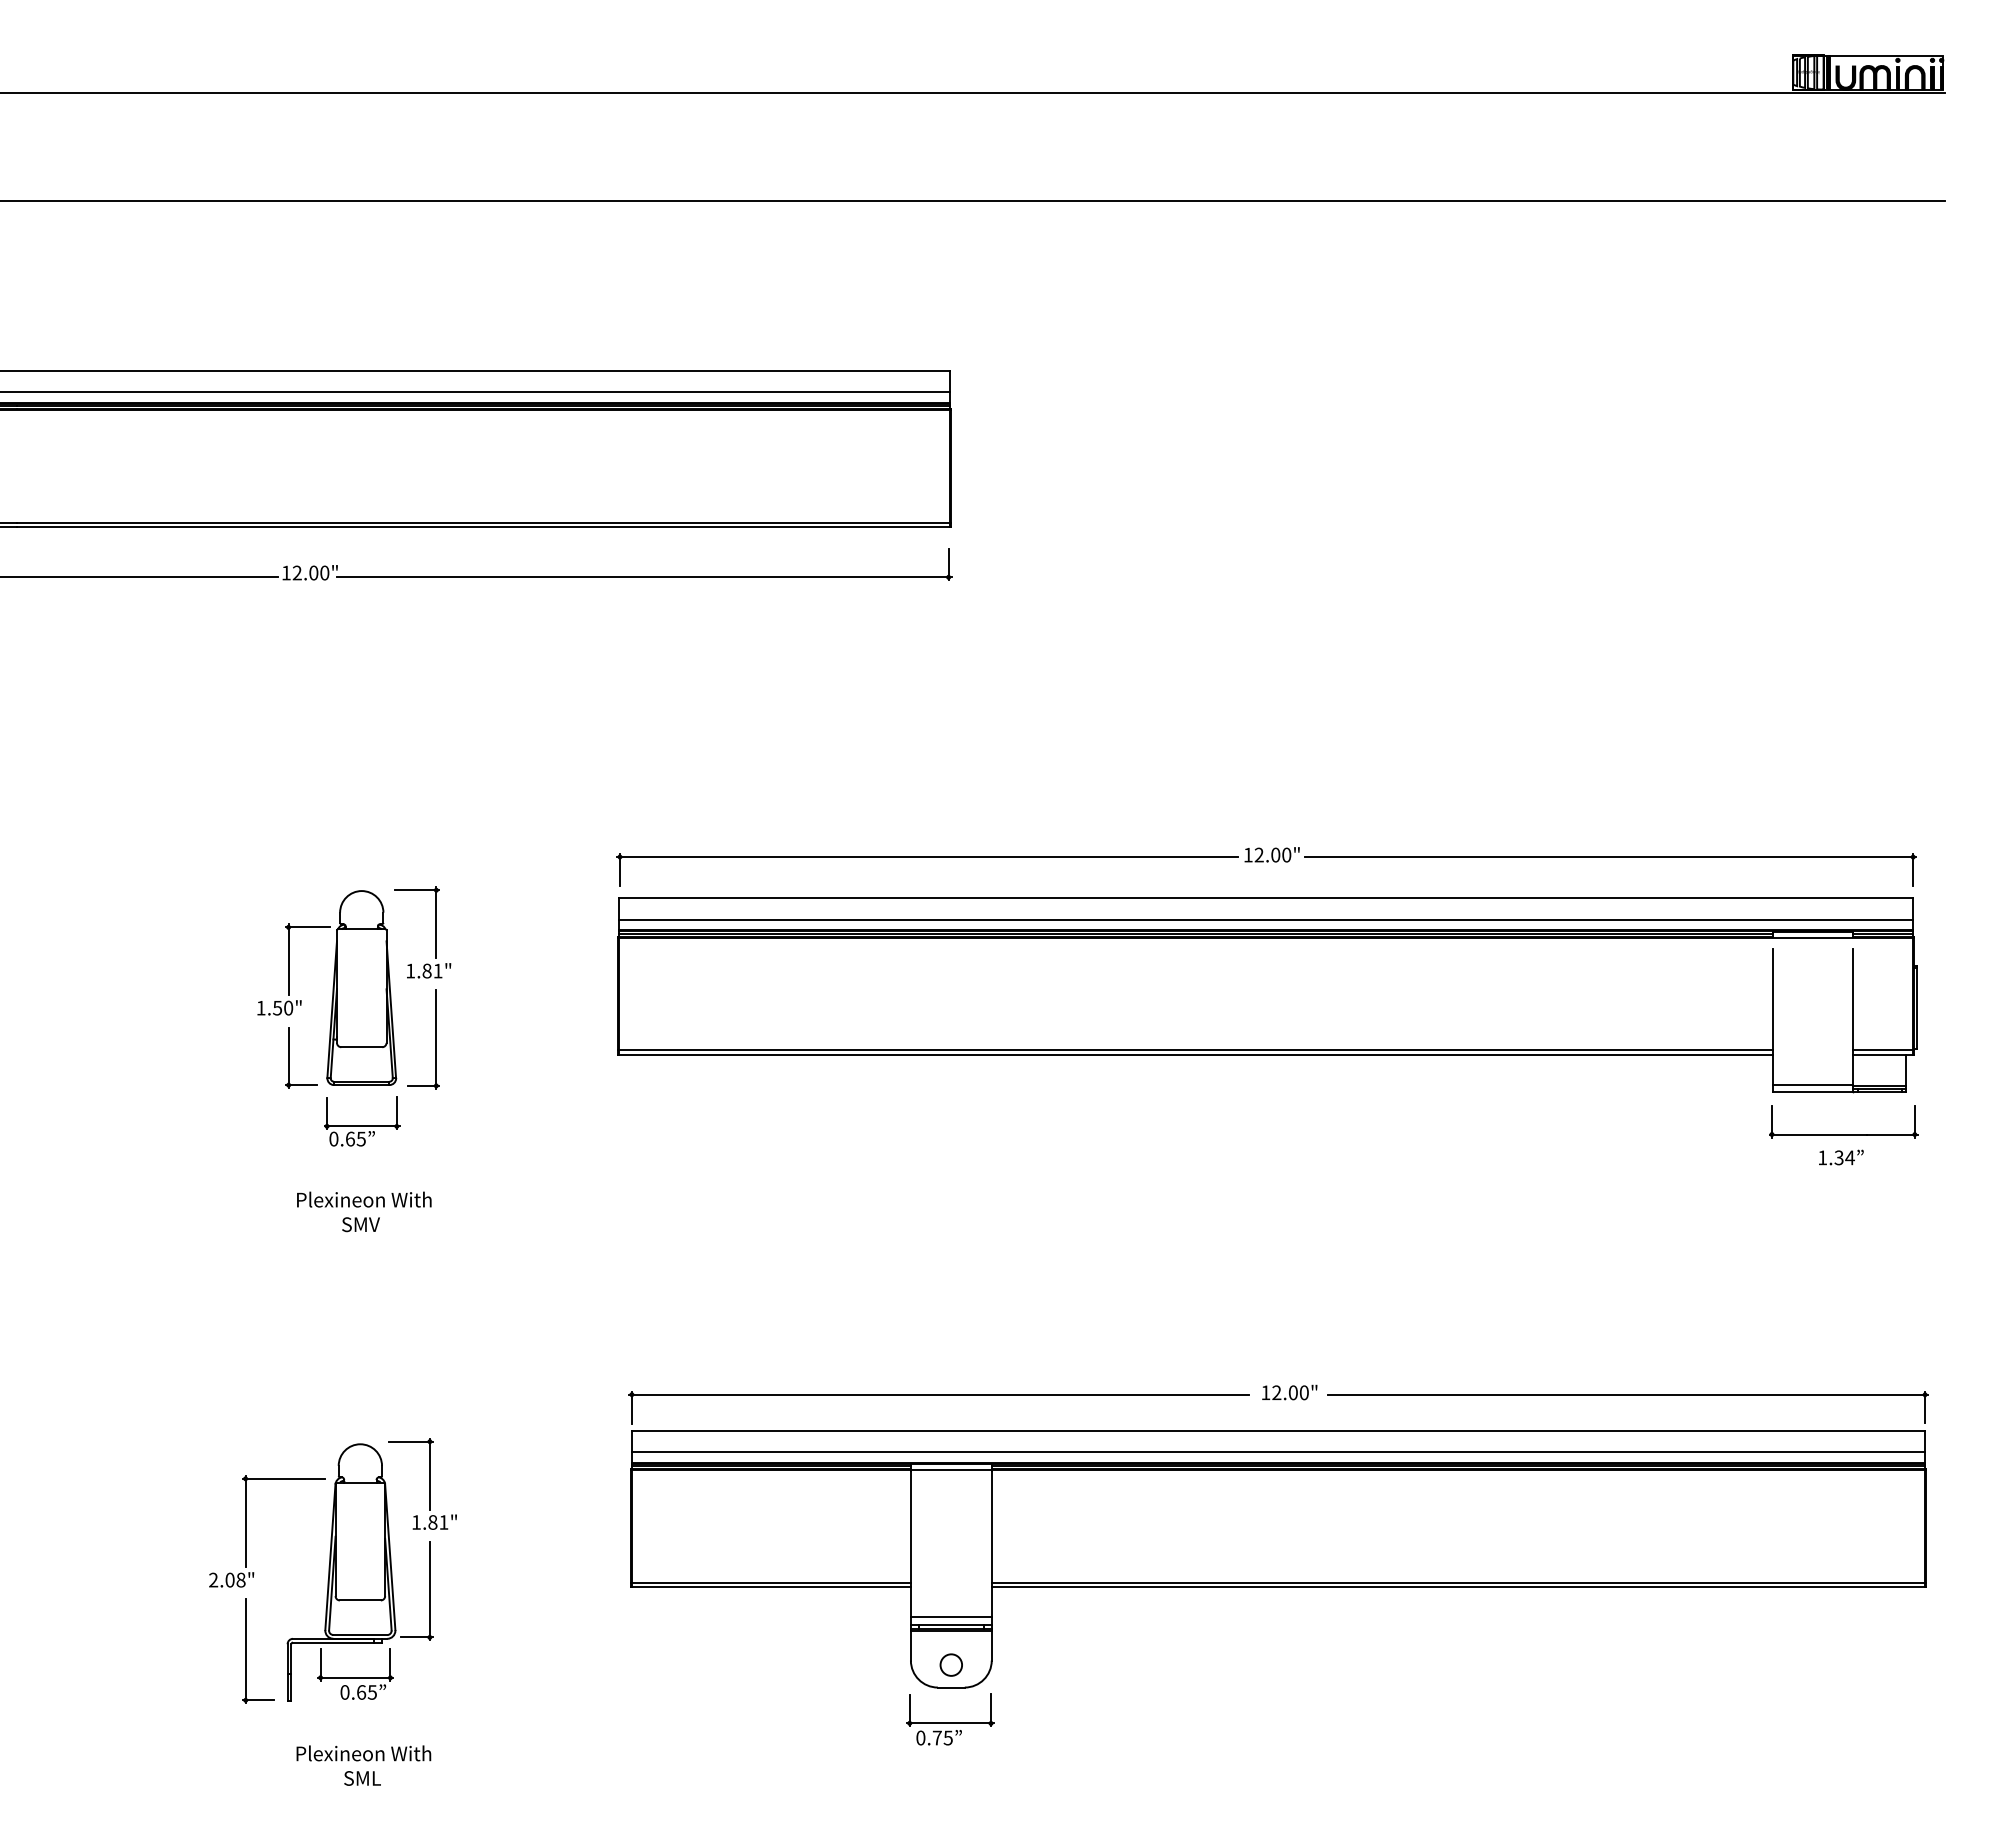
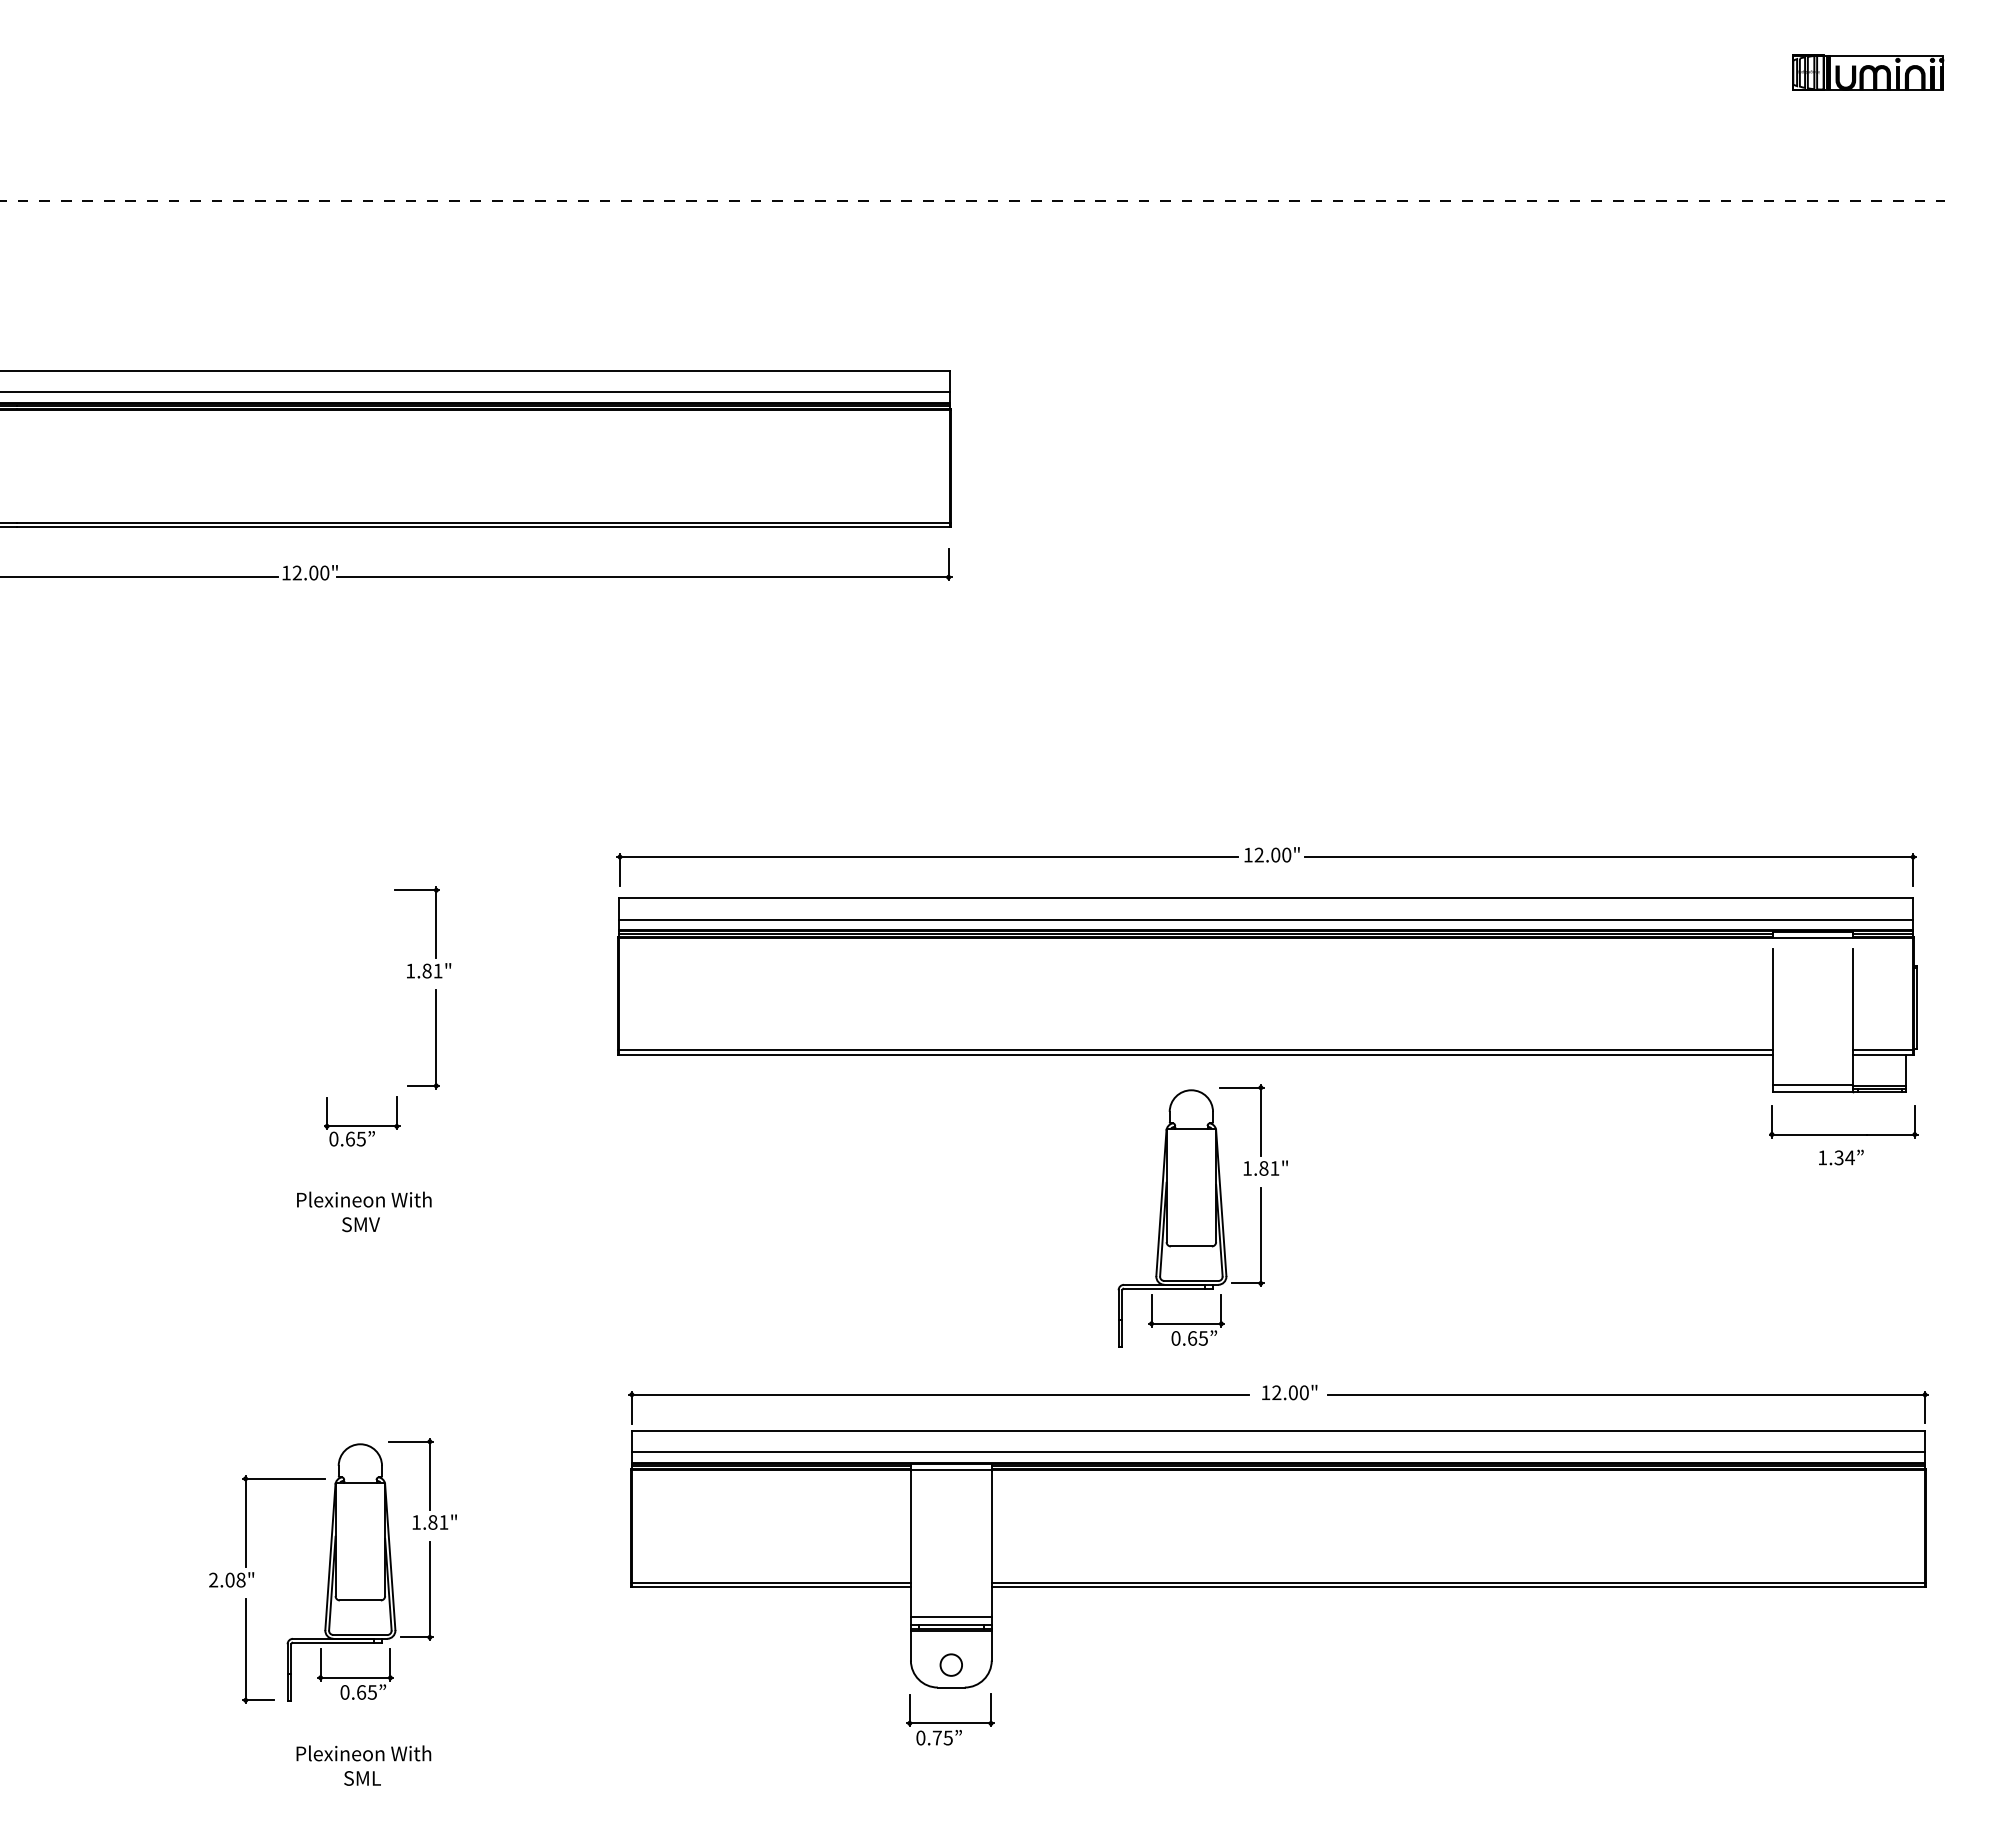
line: present -> none (973, 93)
line: solid -> dashed (972, 200)
part: present -> none (327, 989)
part: none -> present (1202, 1215)
